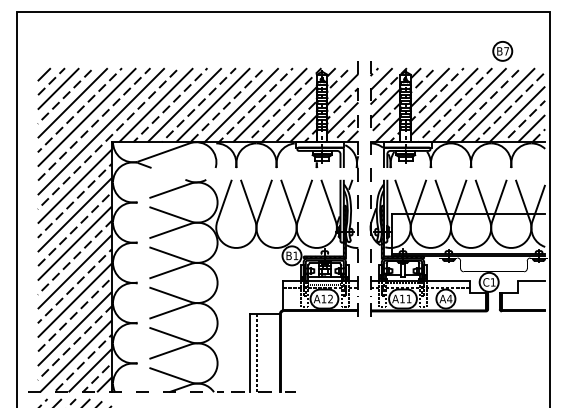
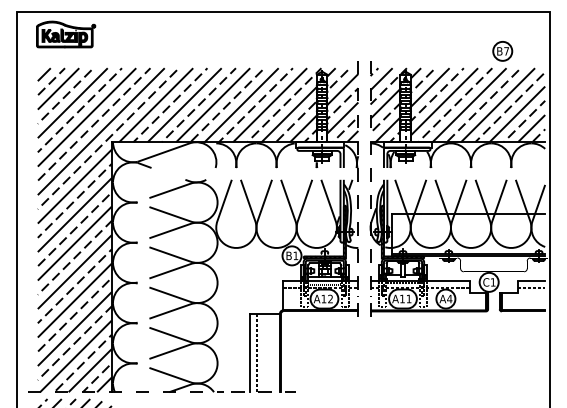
part: none -> present (66, 34)
line: none -> present (531, 287)
